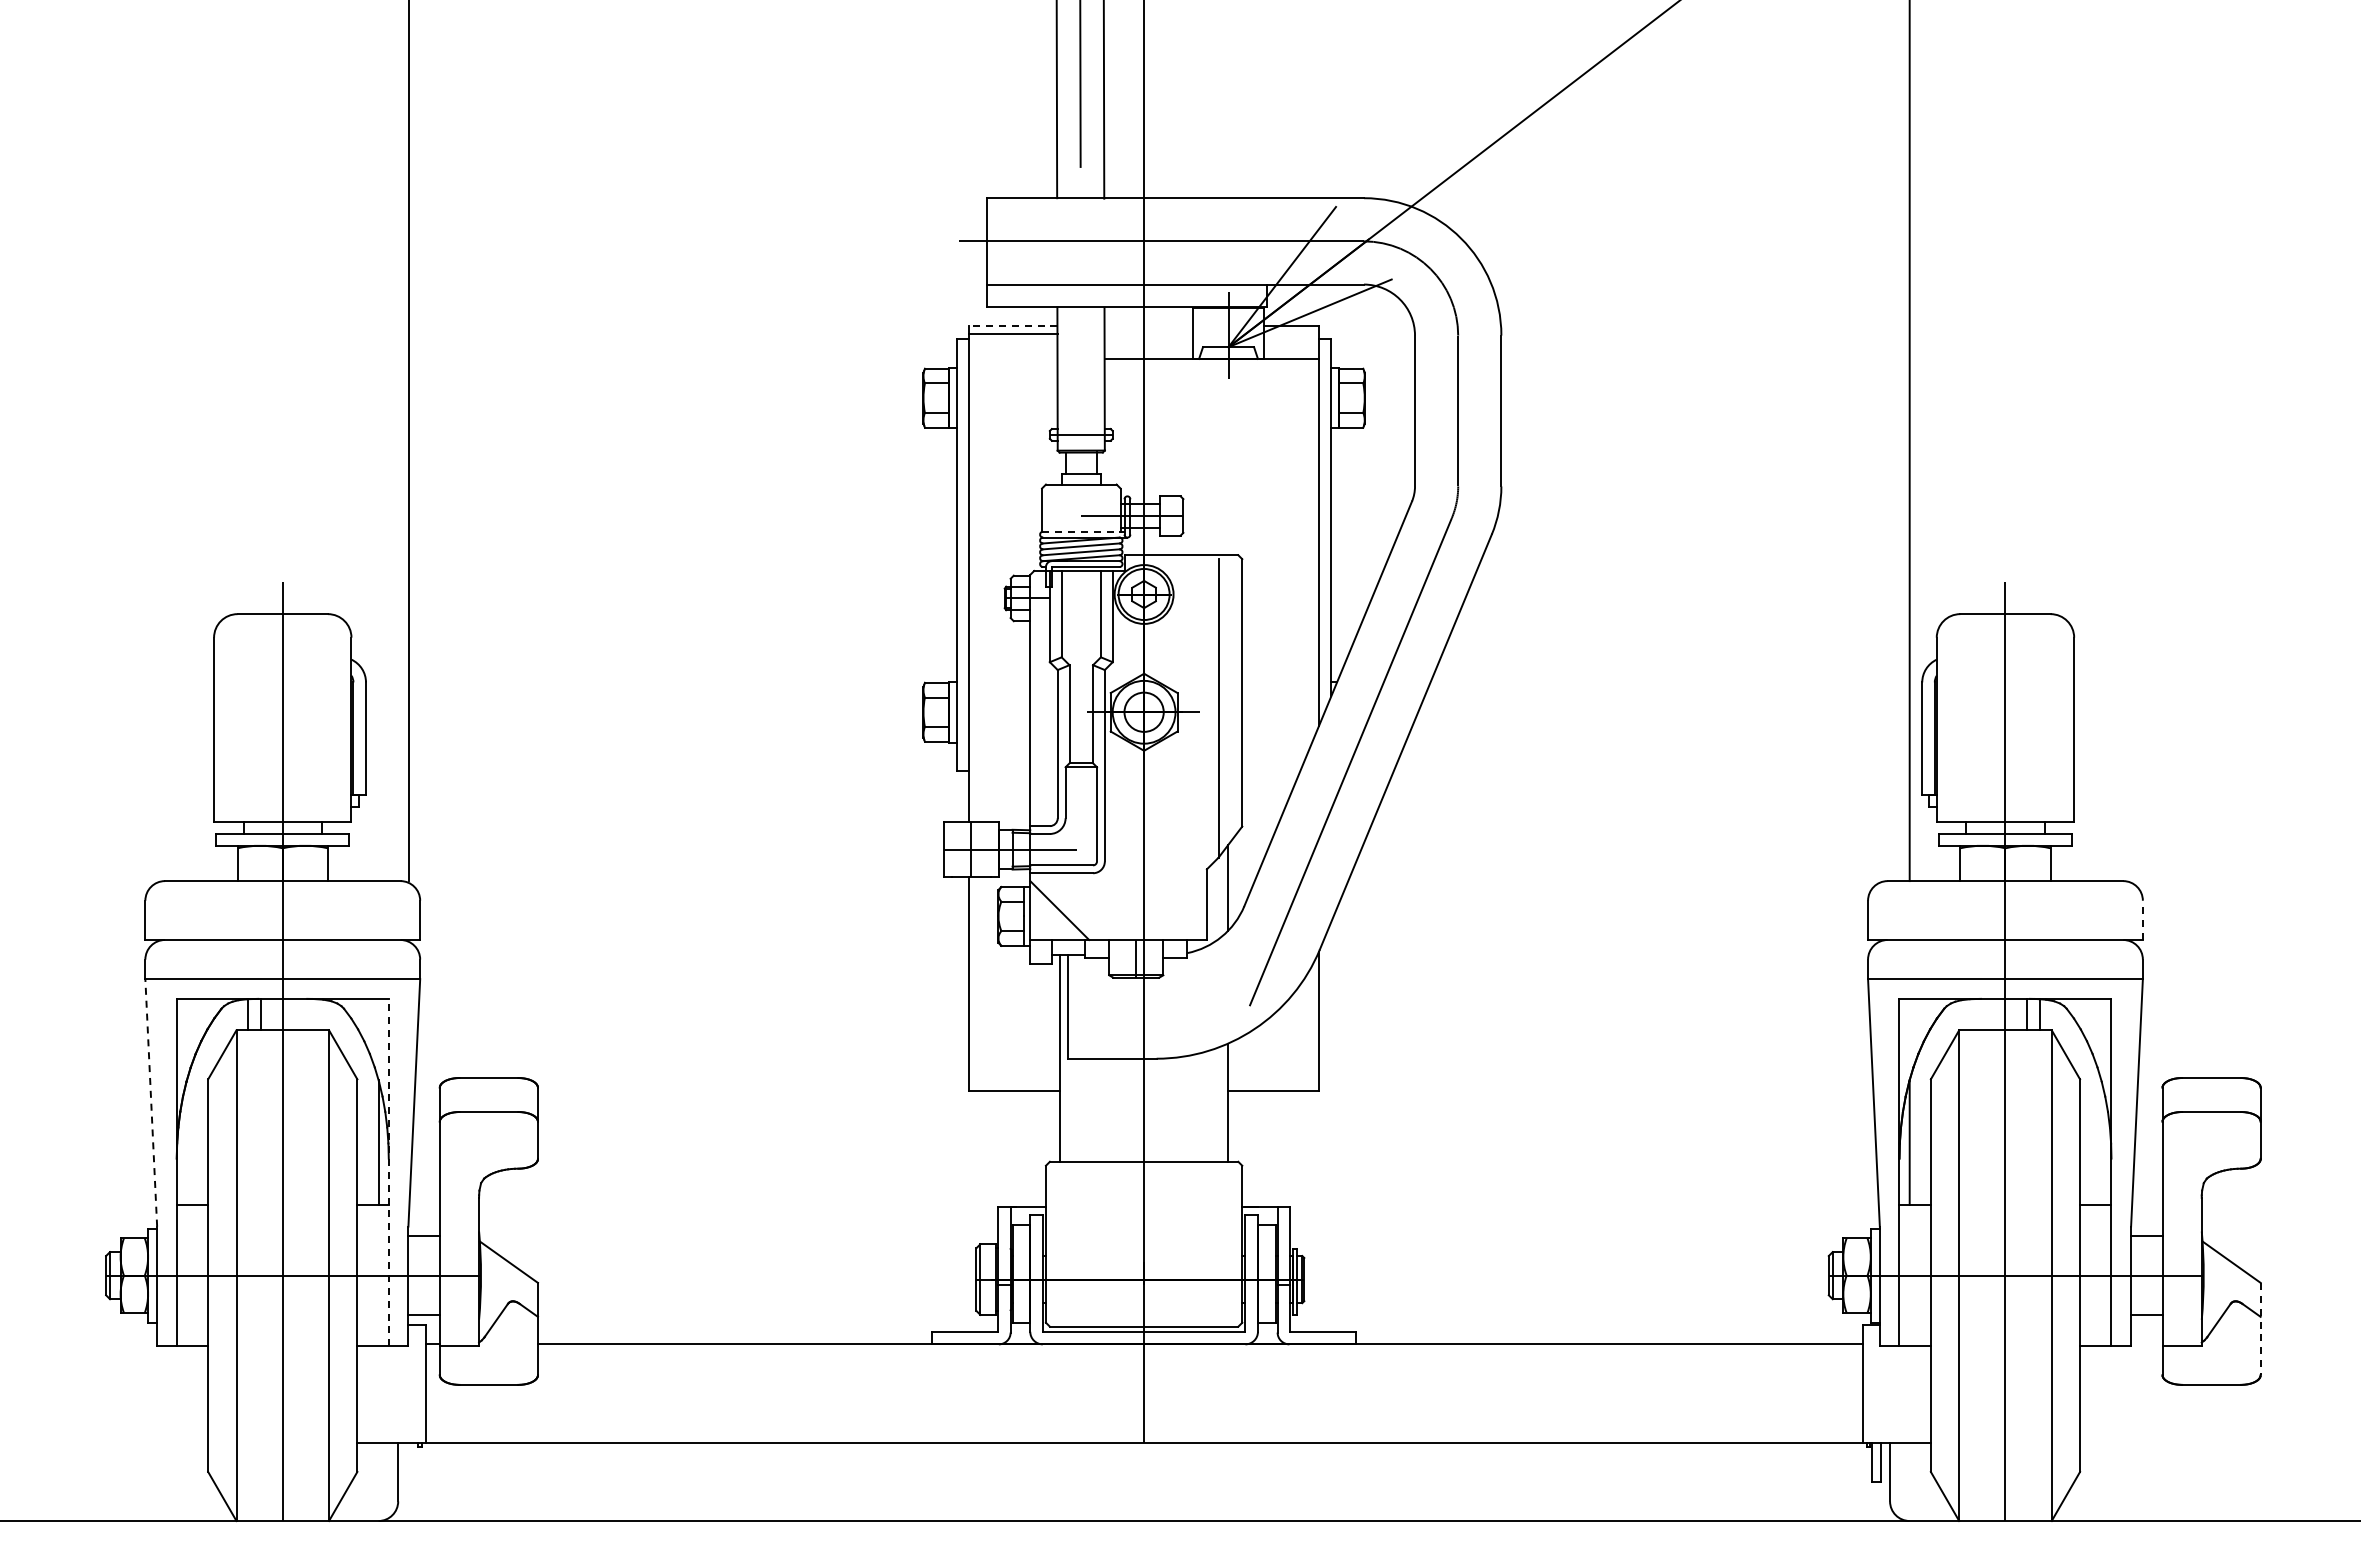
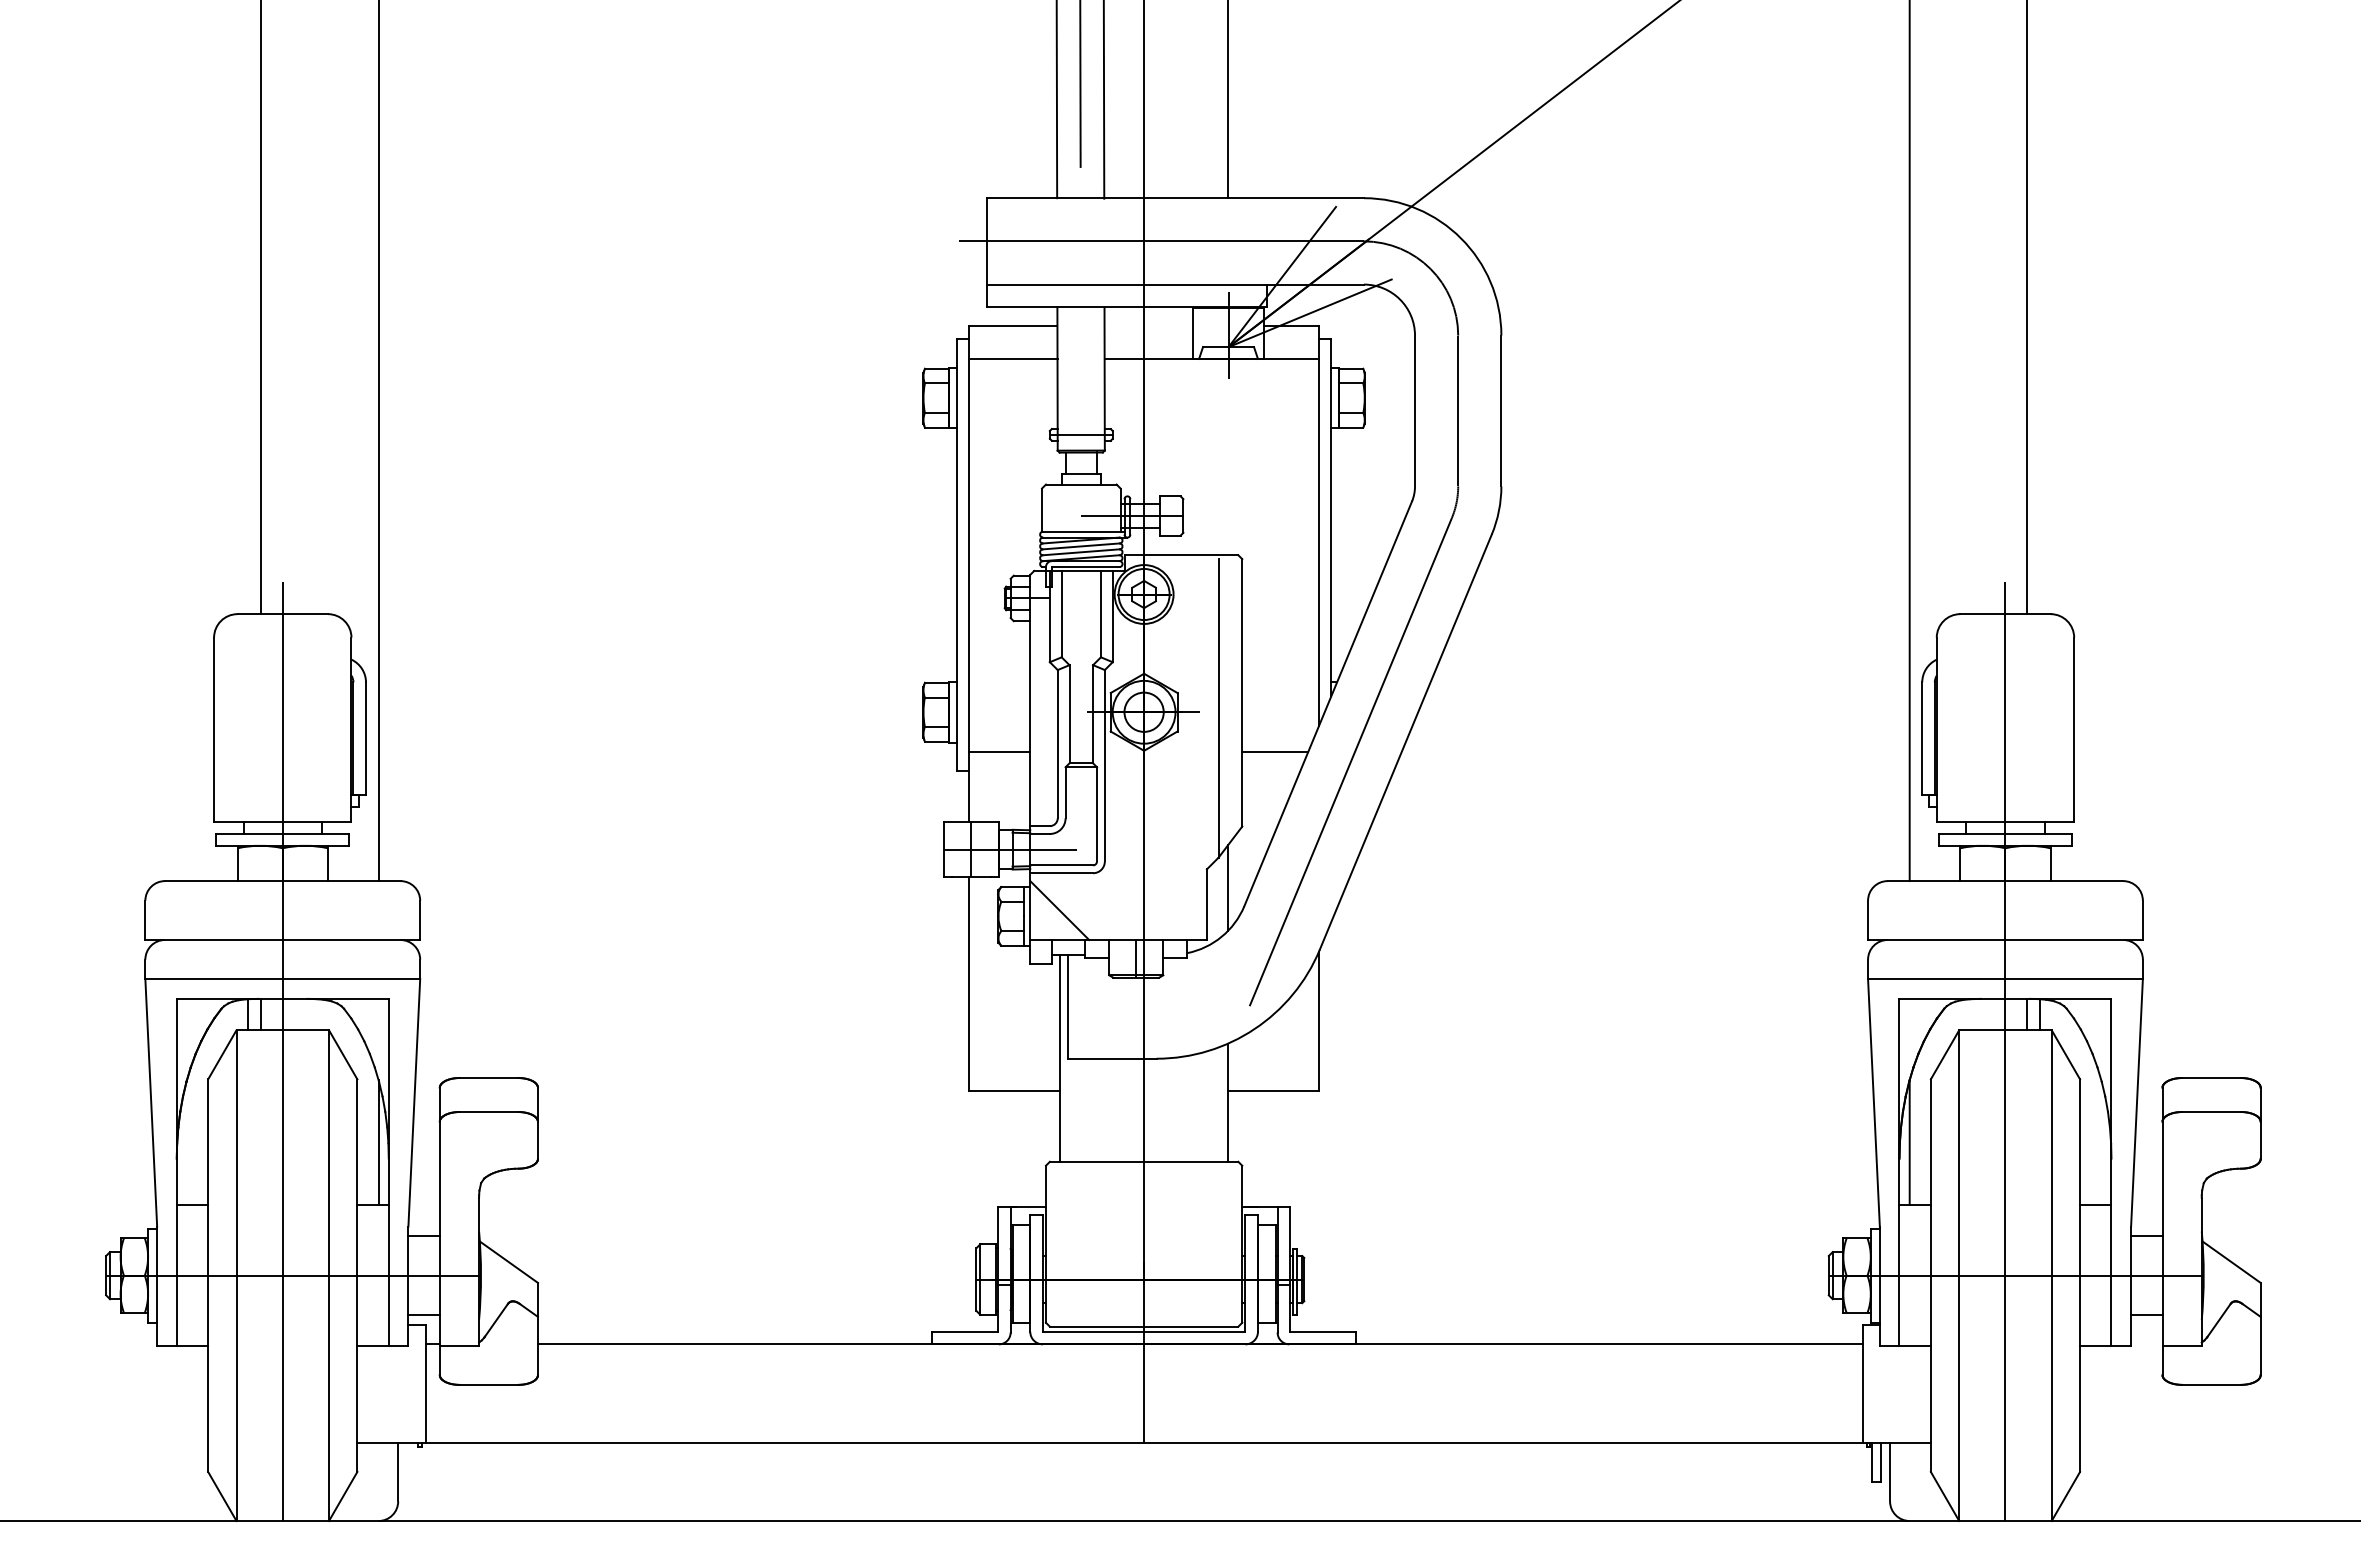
line: none -> present (1227, 100)
line: none -> present (260, 308)
line: none -> present (2027, 308)
line: dashed -> solid (1012, 325)
line position: (1013, 333) -> (1013, 358) (1013, 358)
line position: (408, 441) -> (378, 441) (378, 441)
line: dashed -> solid (1083, 531)
line: none -> present (999, 751)
line: none -> present (1275, 751)
line: dashed -> solid (2142, 920)
line: dashed -> solid (151, 1102)
line: dashed -> solid (388, 1172)
line: dashed -> solid (2260, 1329)
